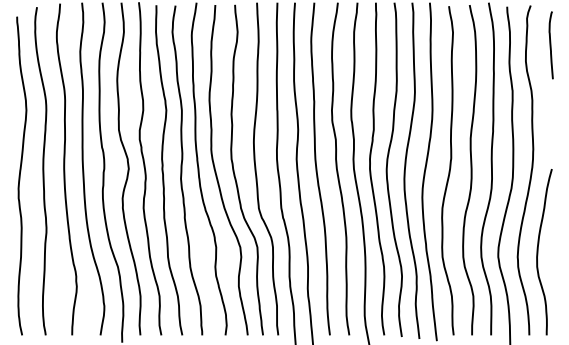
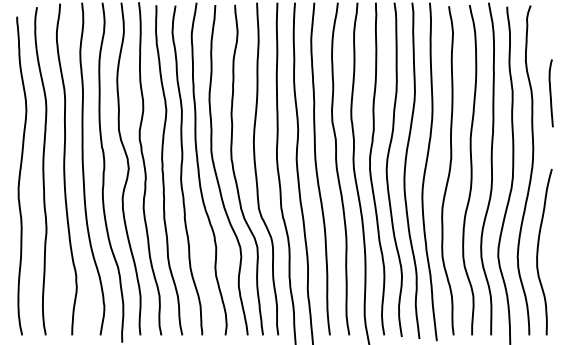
curve position: (550, 45) -> (550, 93) (550, 93)
